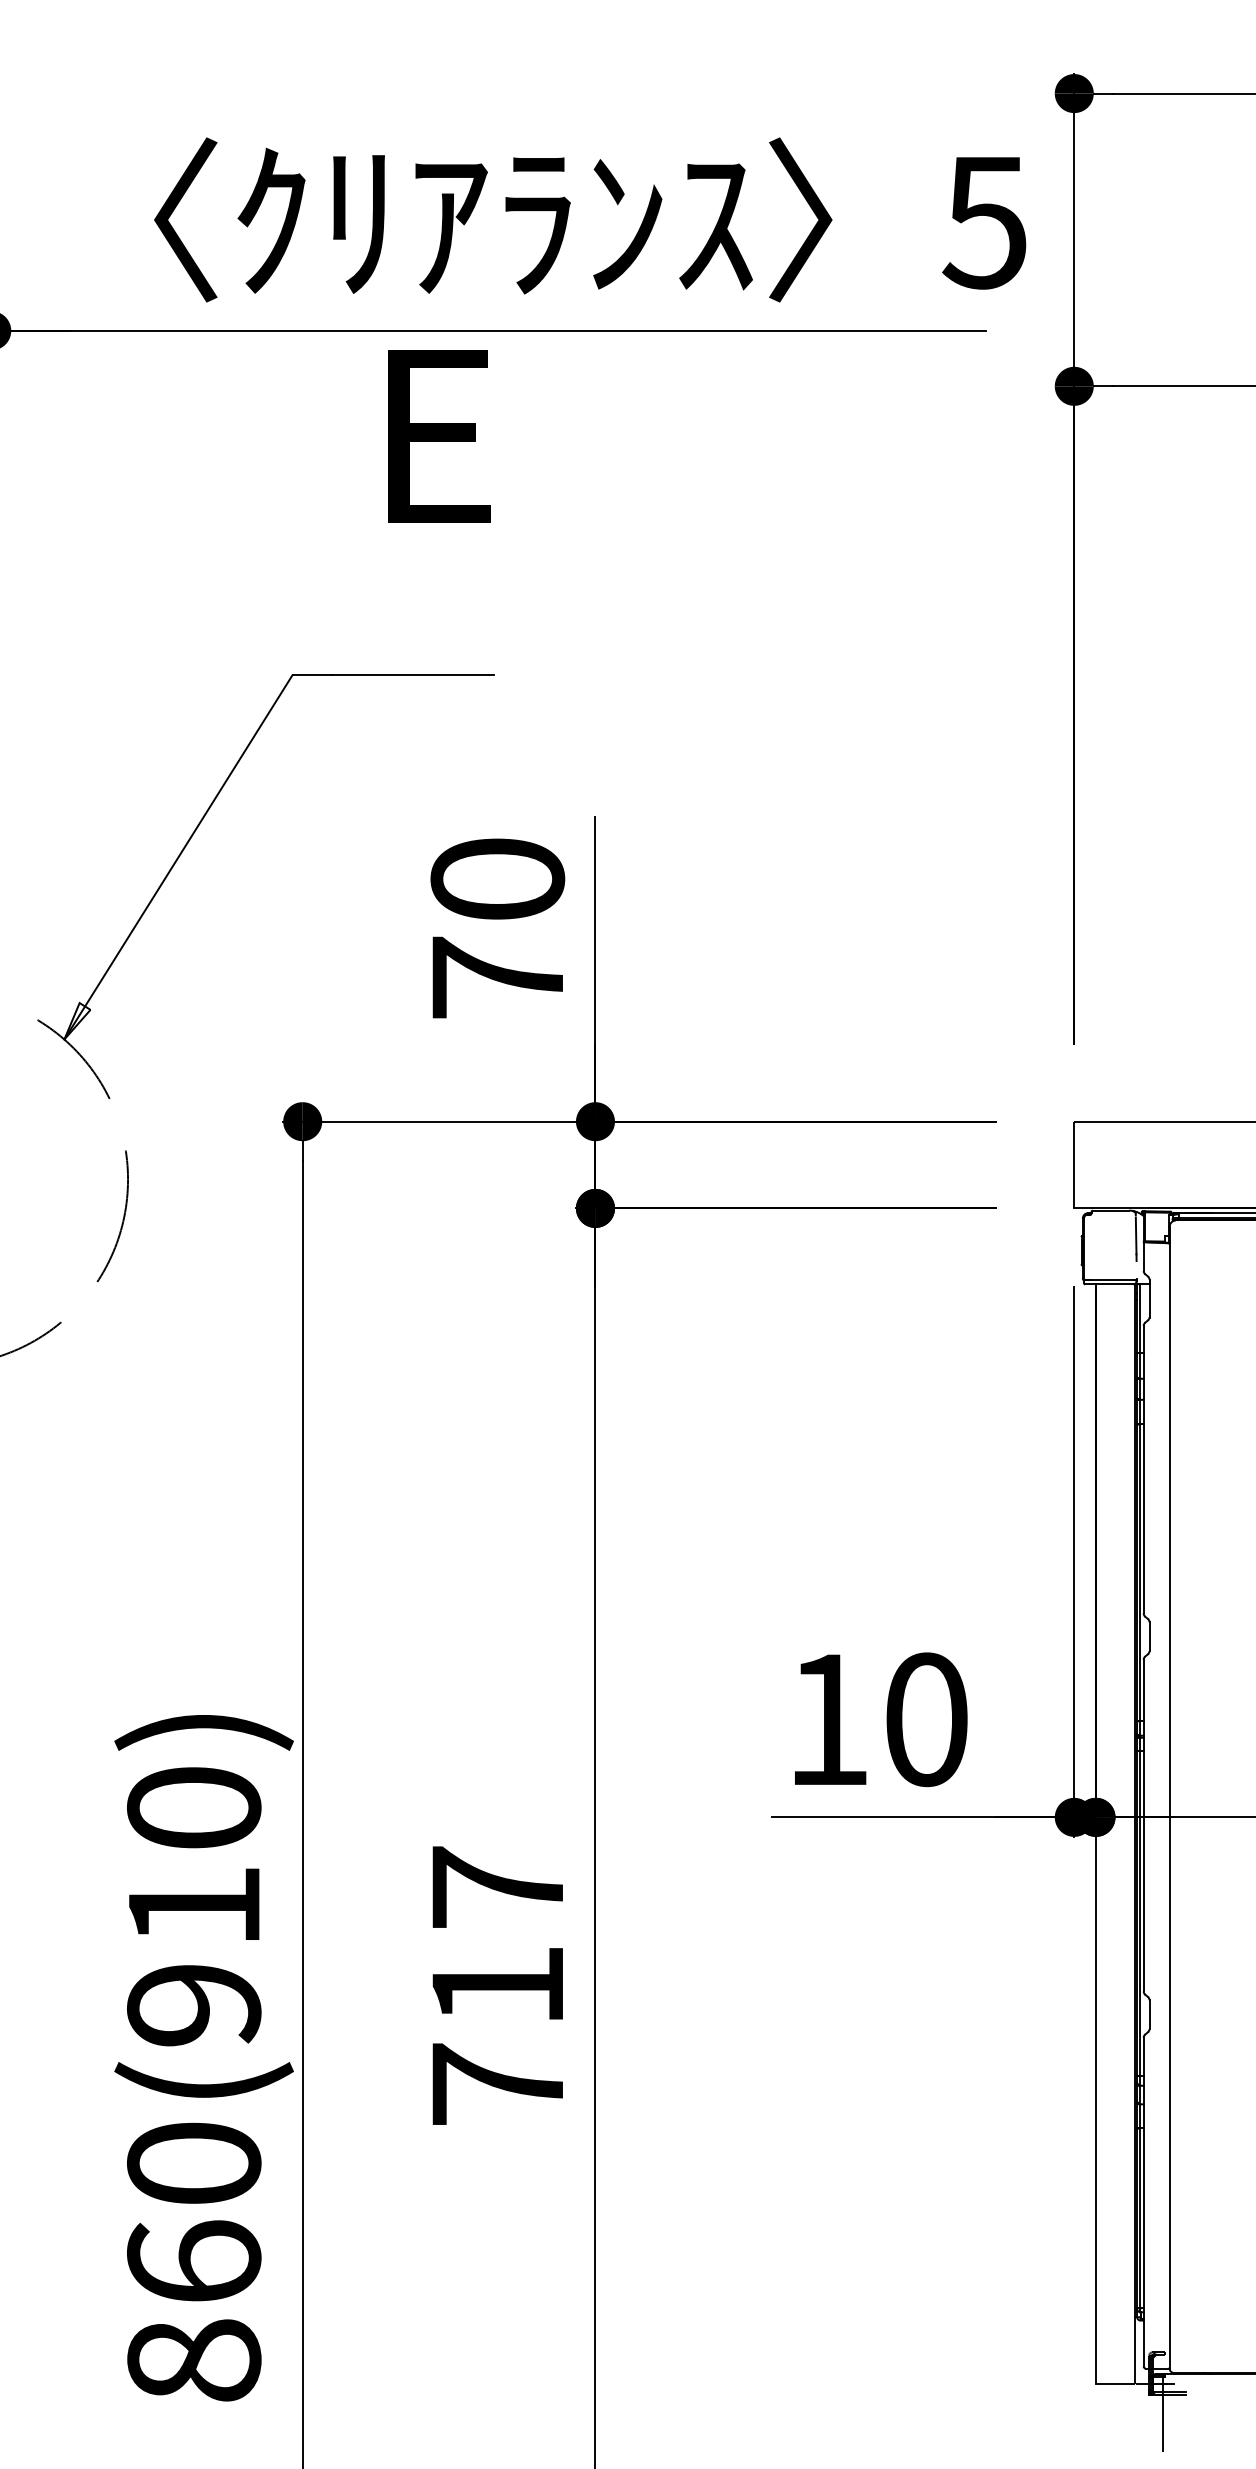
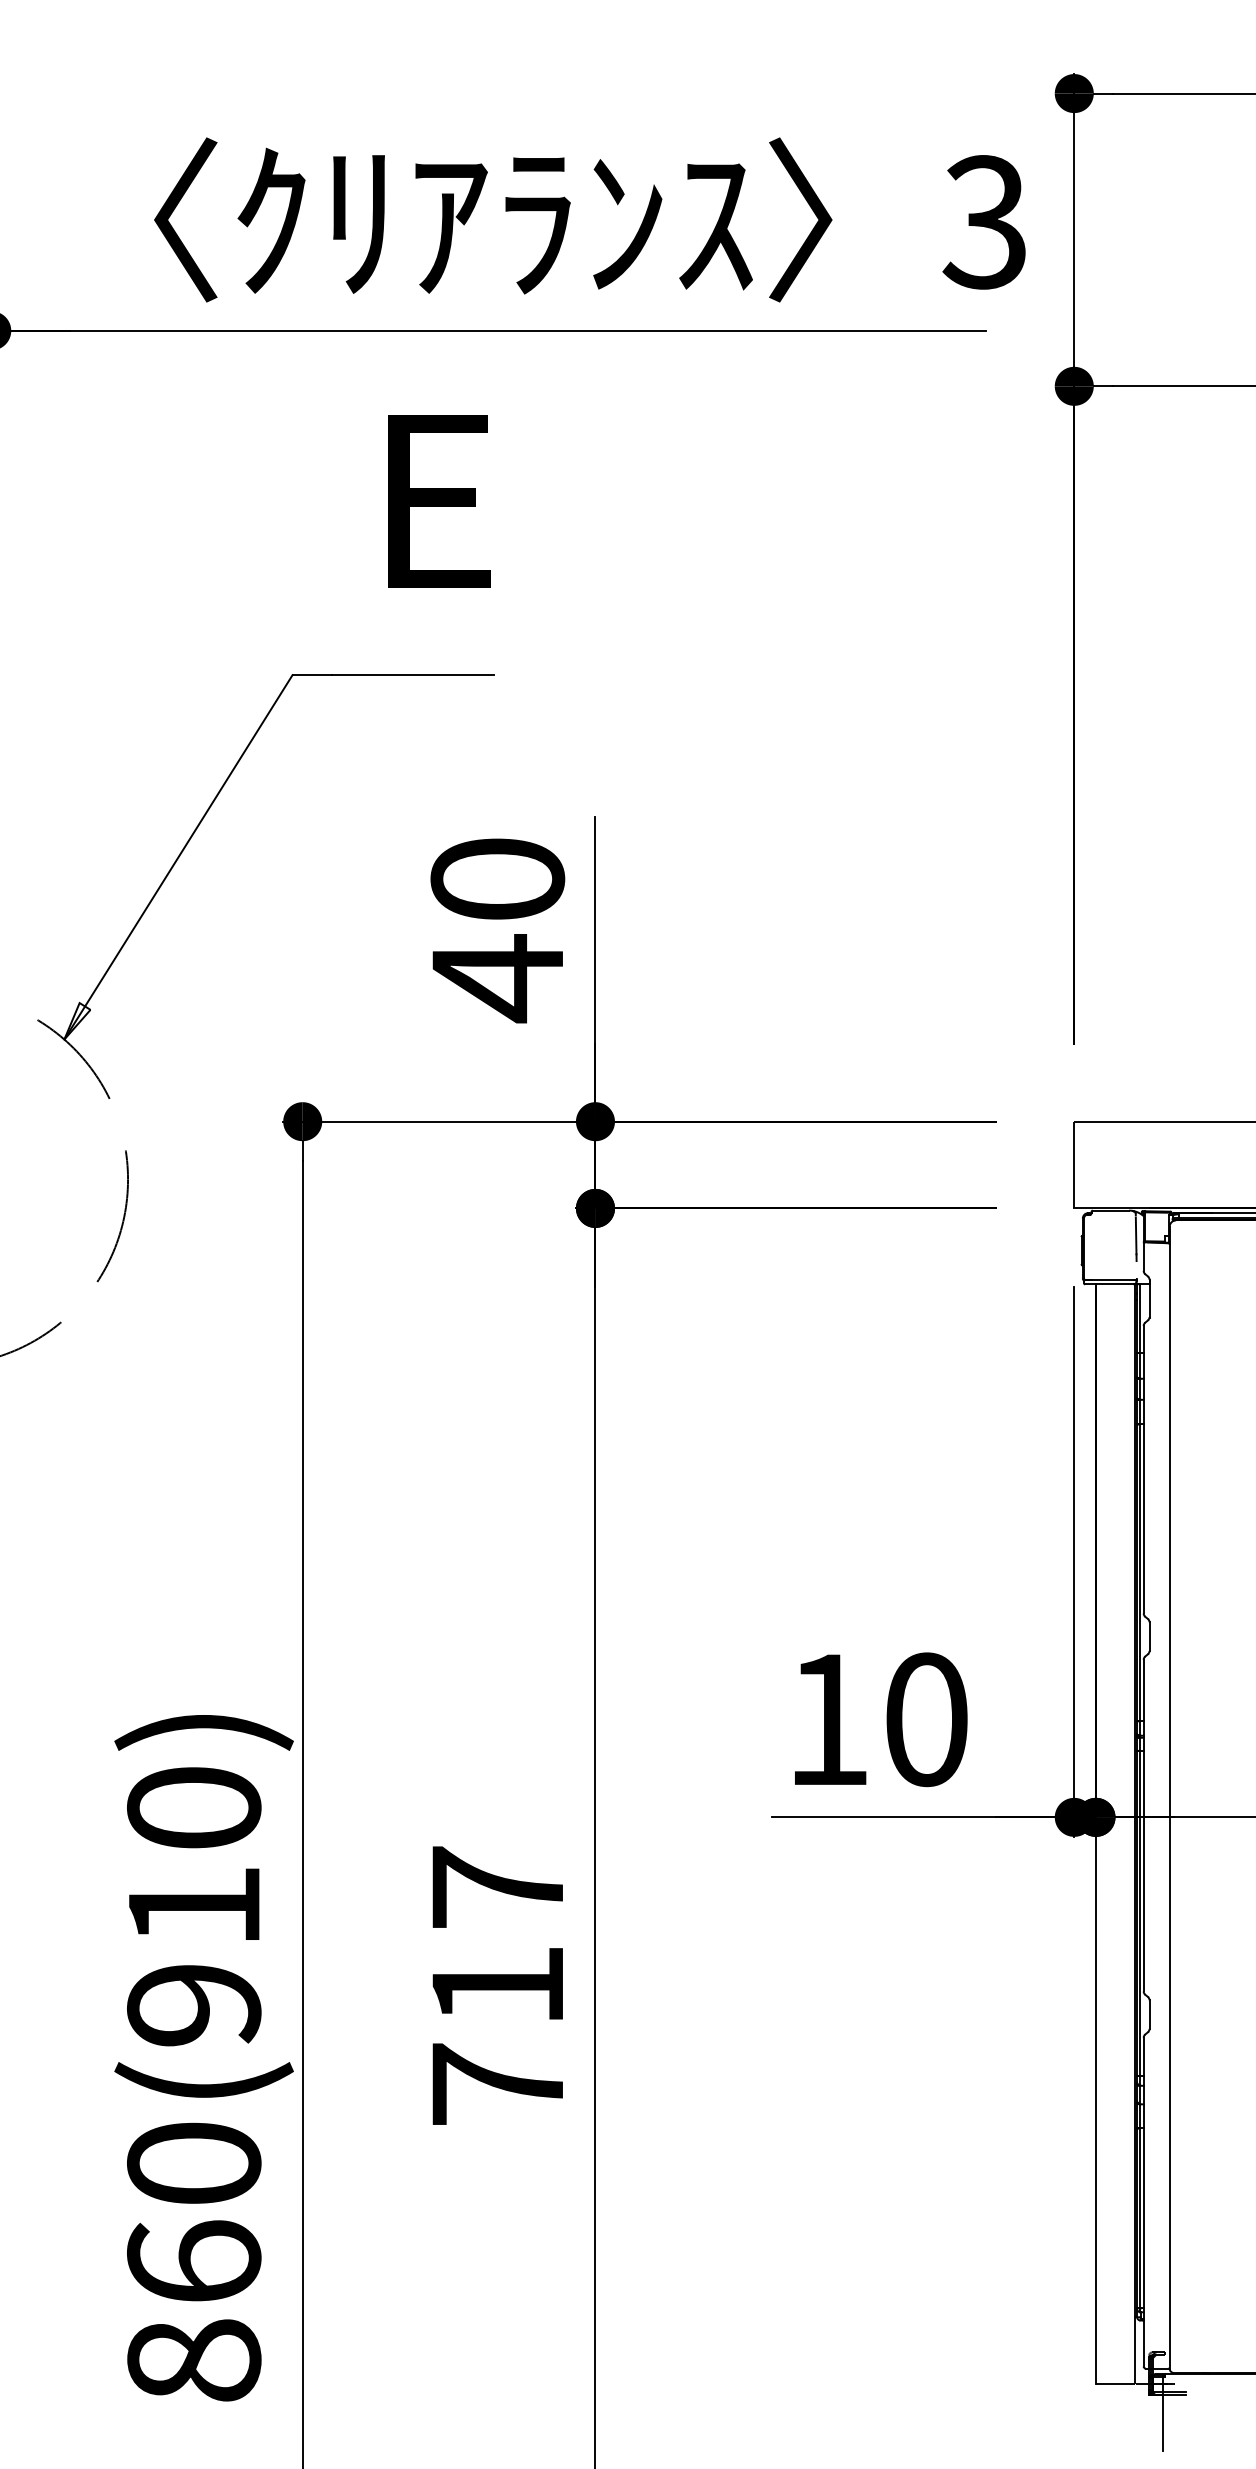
text: 5 -> 3 (984, 222)
text position: (439, 436) -> (439, 501) (439, 501)
text: 70 -> 40 (497, 978)
